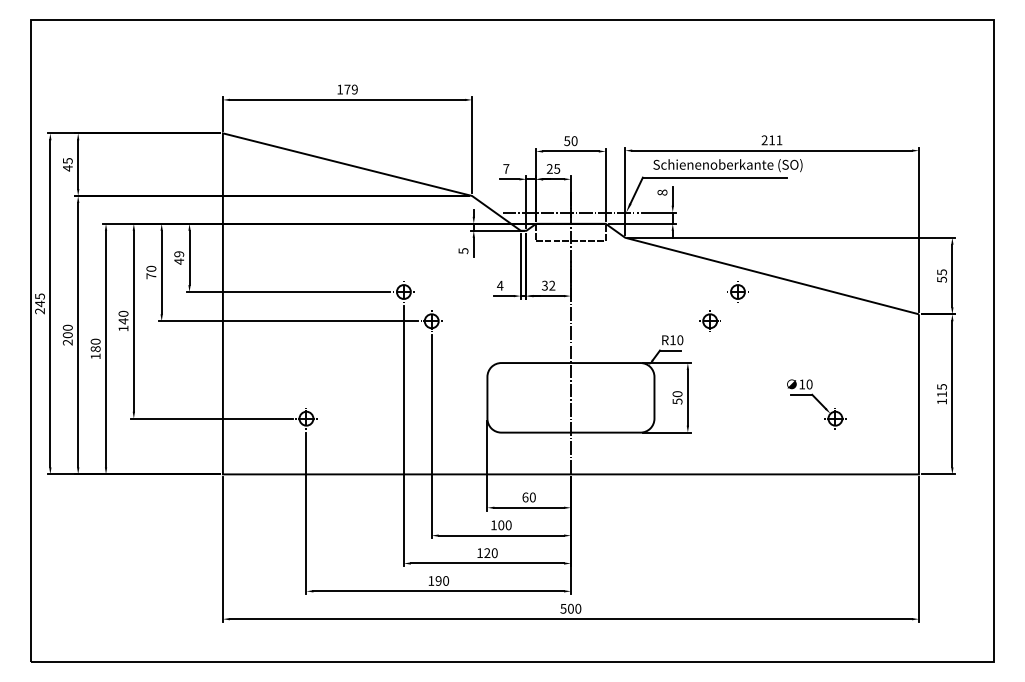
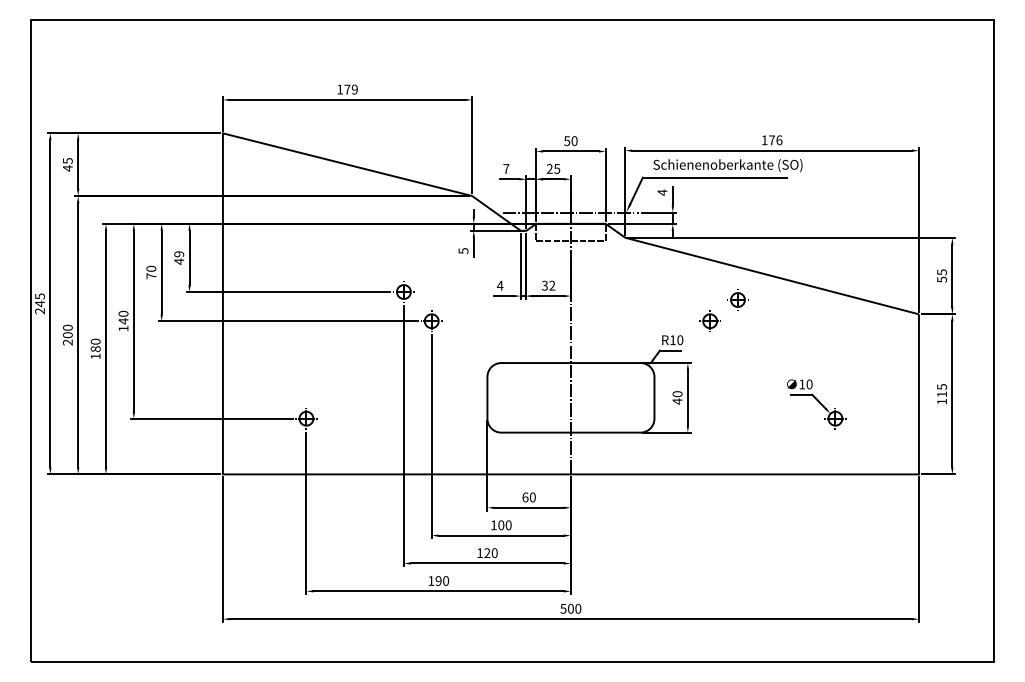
text: 211 -> 176 (771, 140)
text: 8 -> 4 (662, 192)
part position: (737, 291) -> (737, 299) (737, 299)
text: 50 -> 40 (677, 401)
